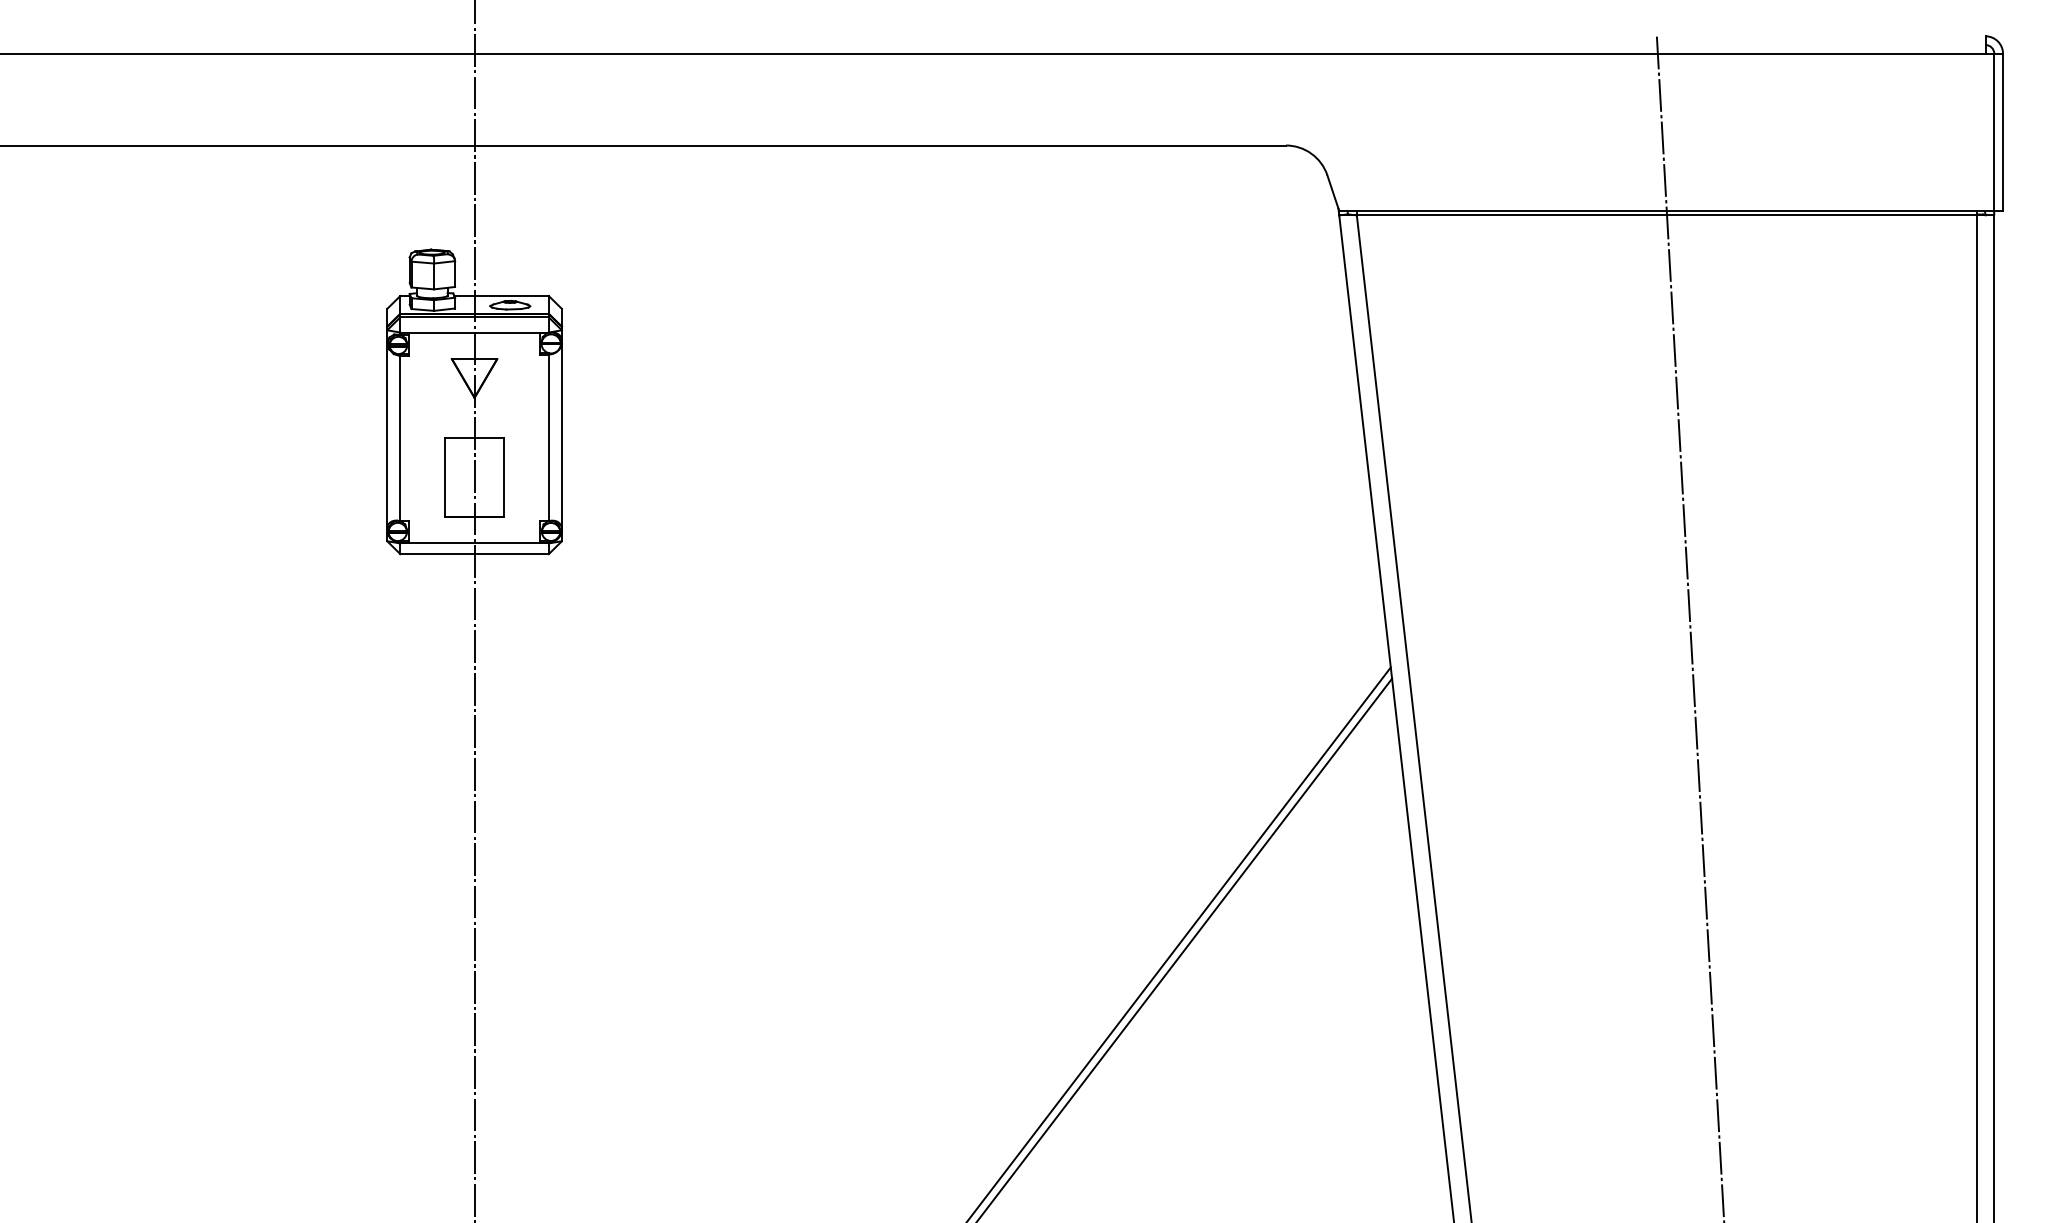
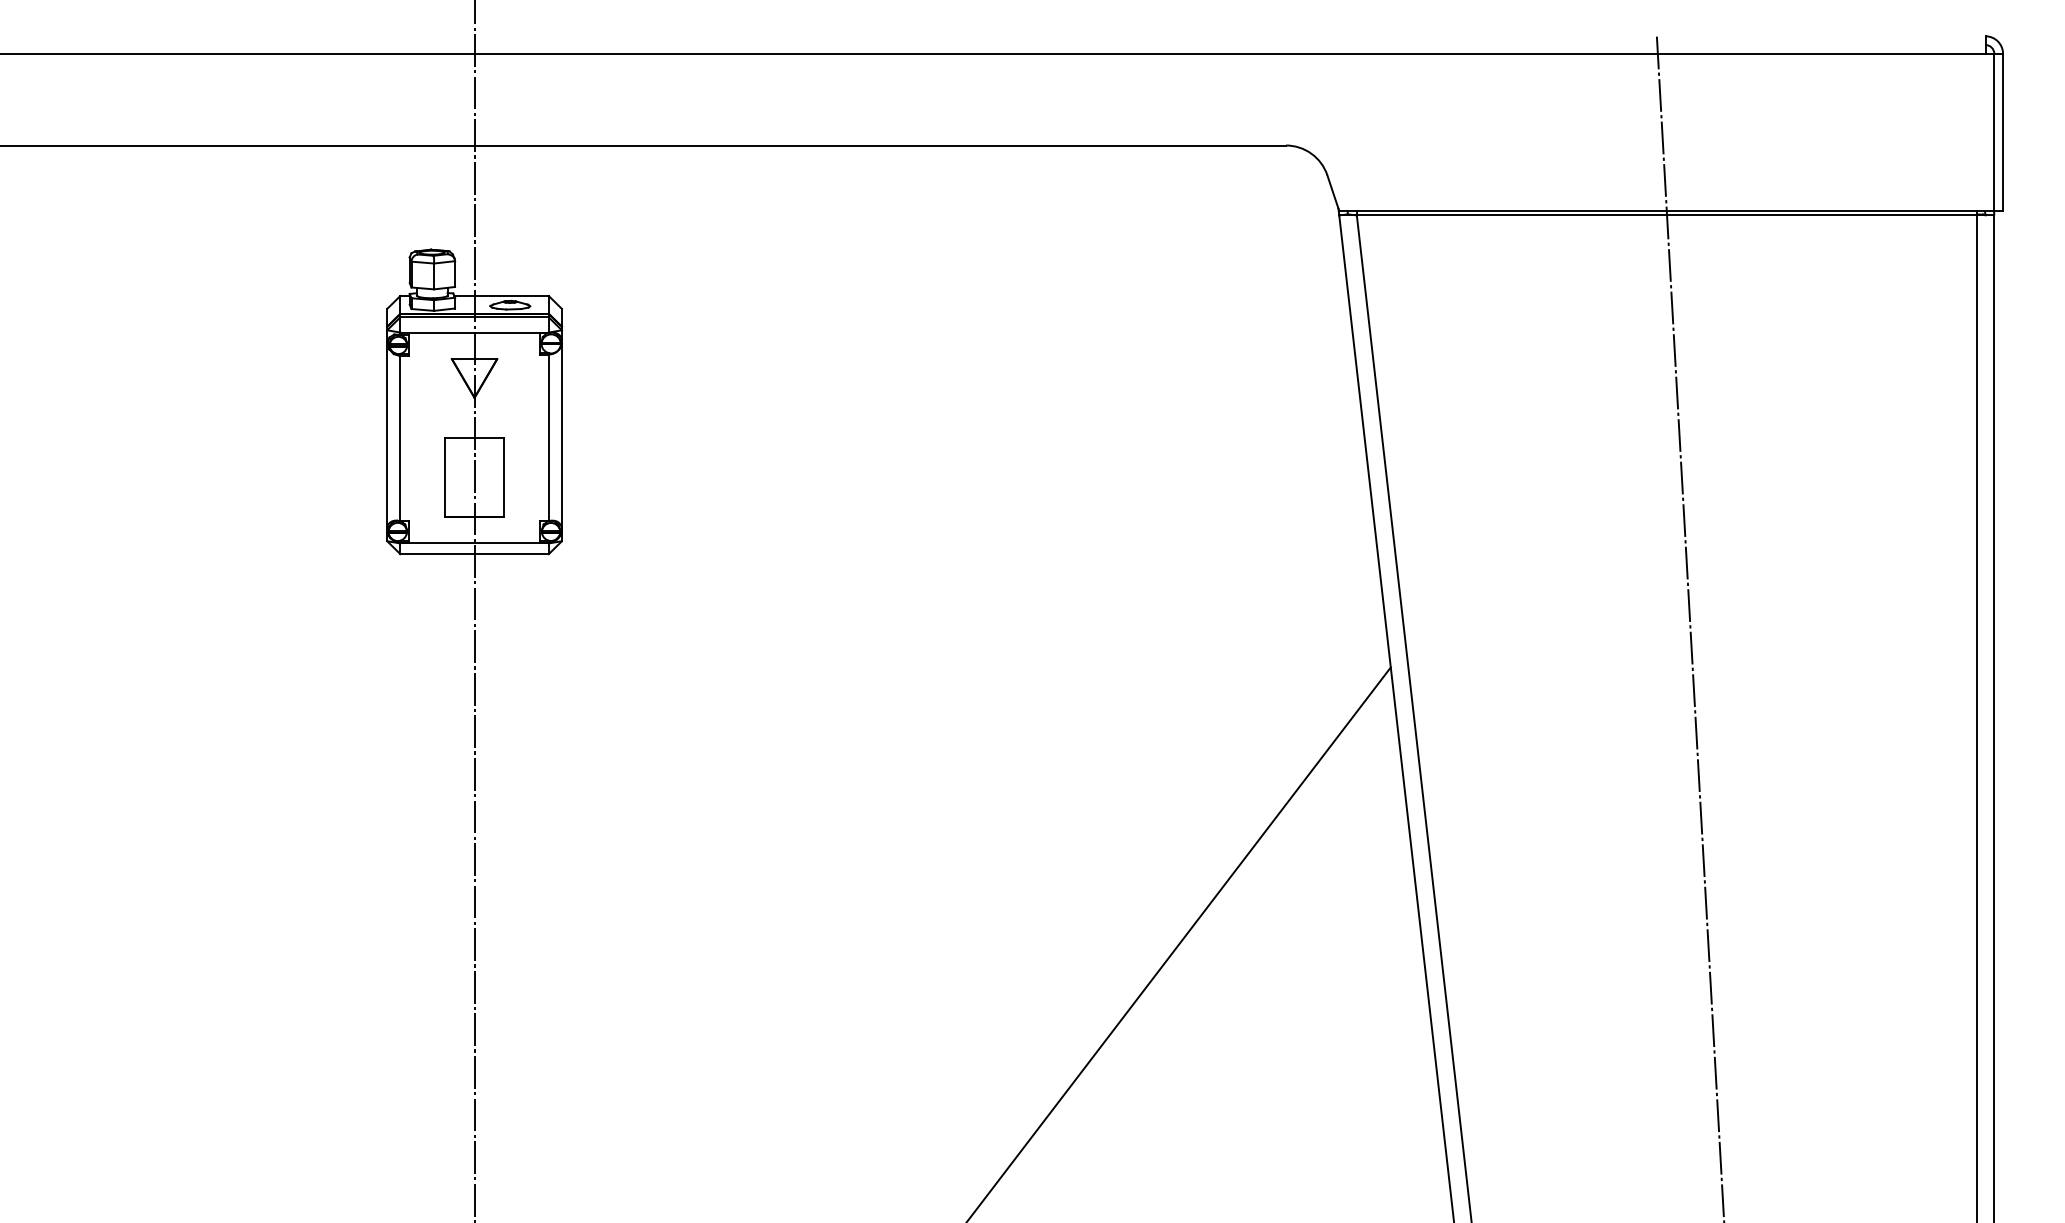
line: present -> none (1185, 948)
